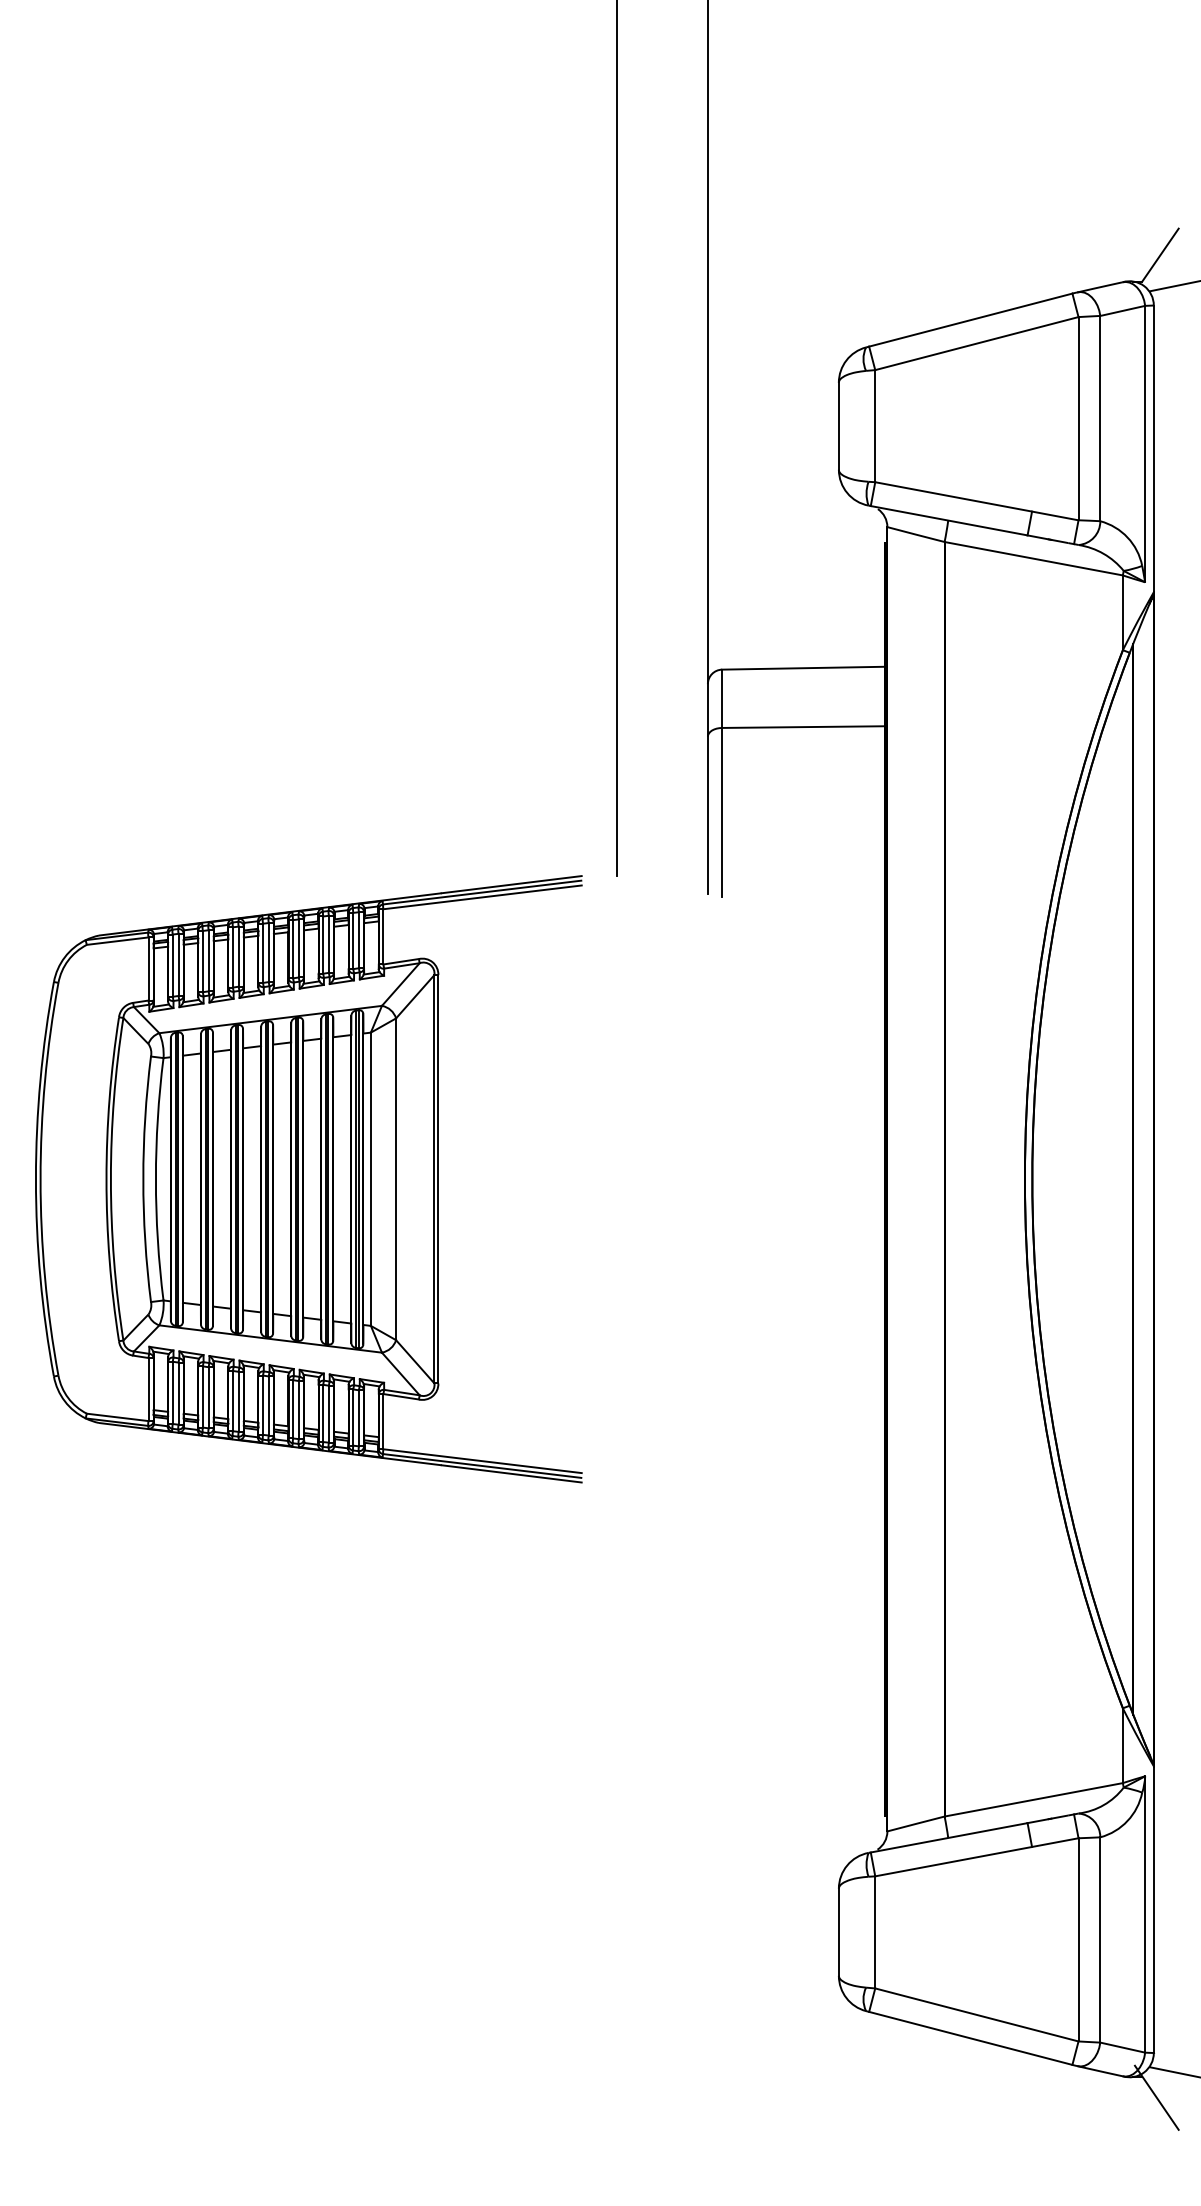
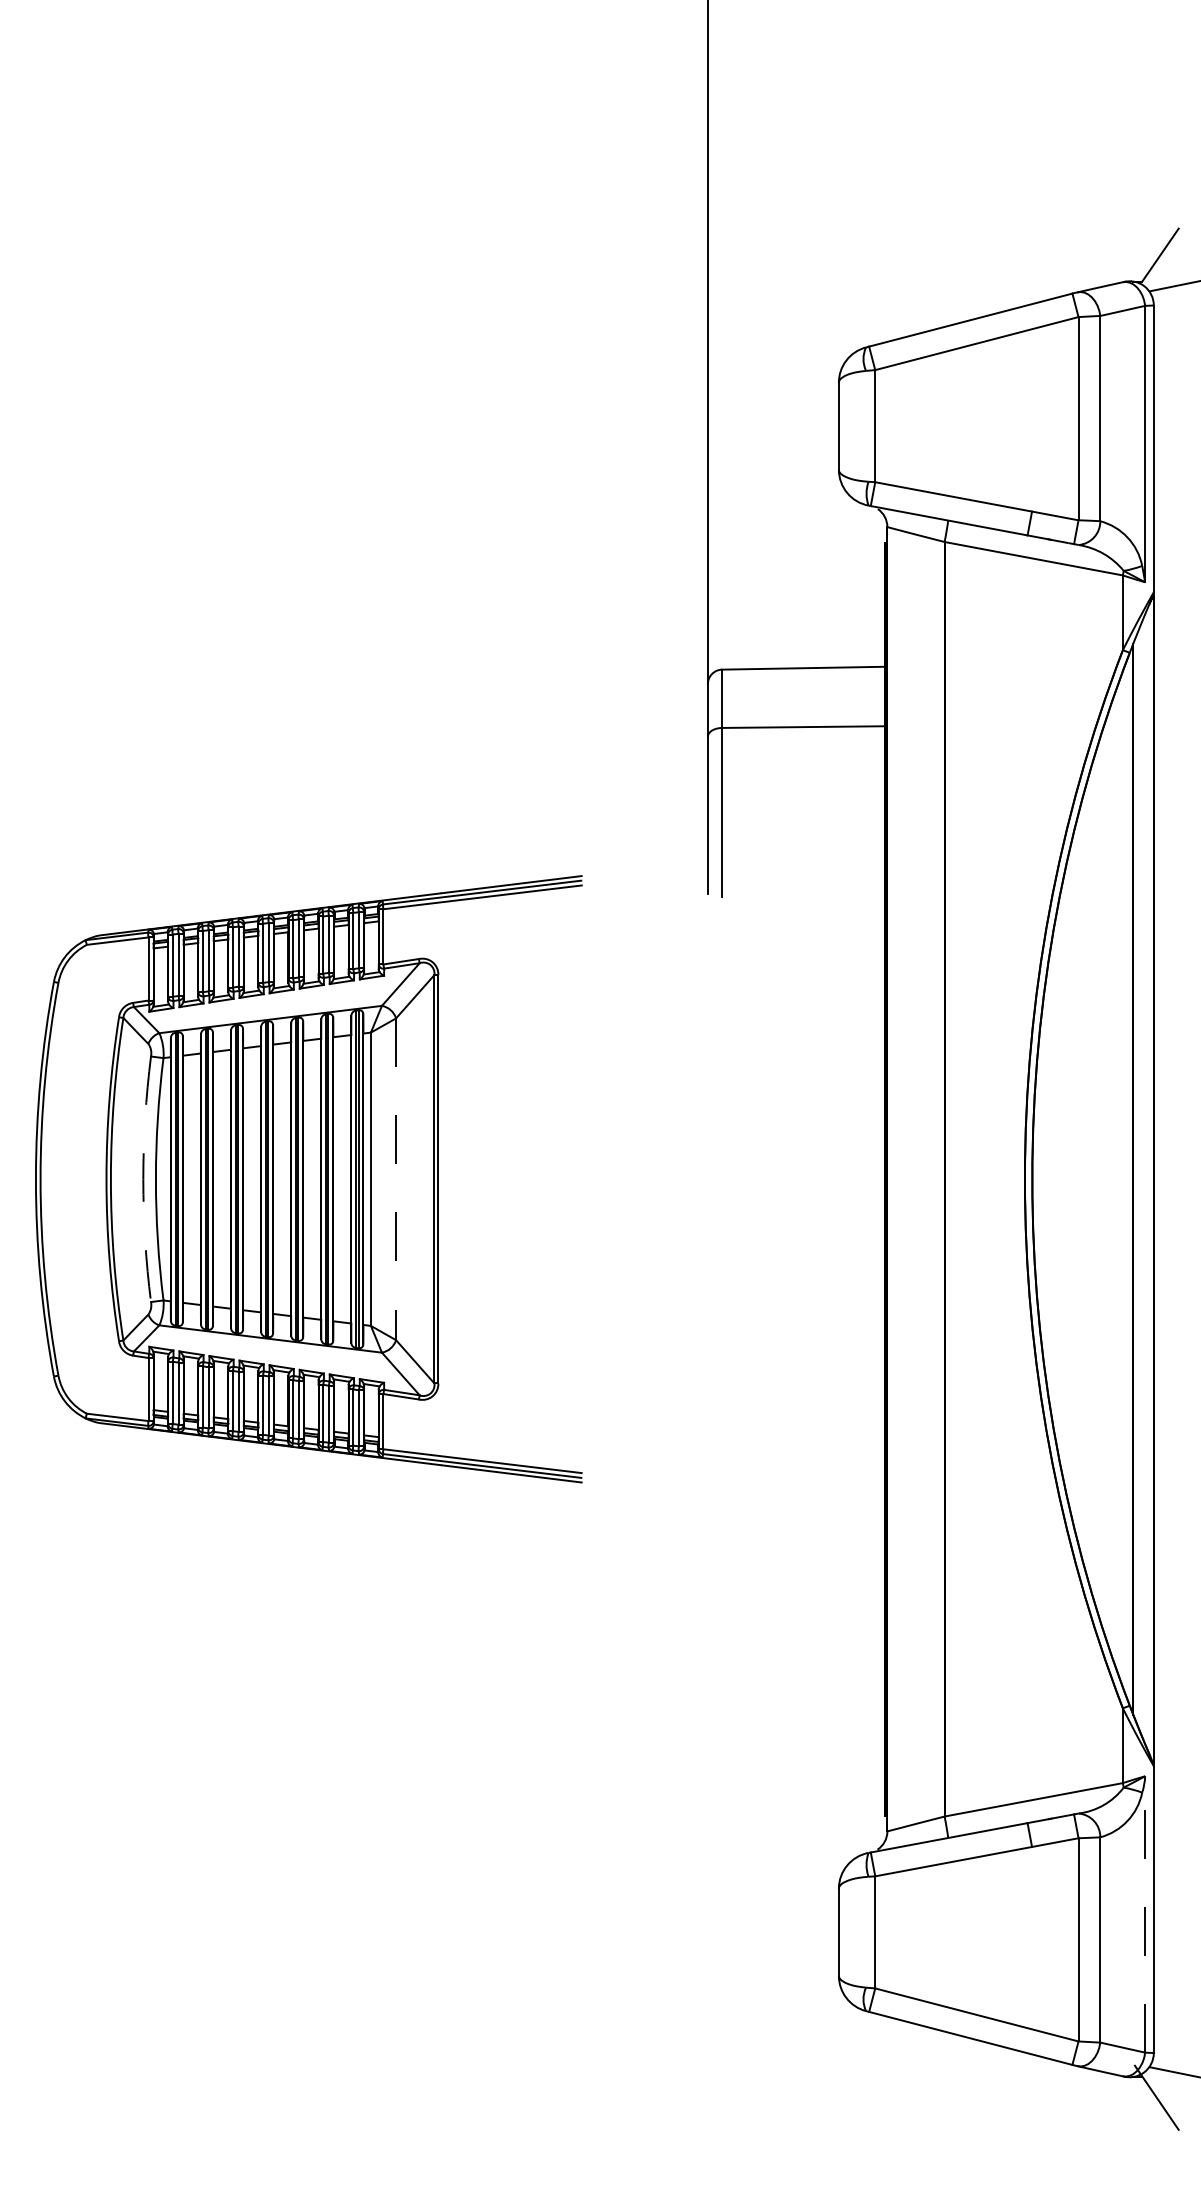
line: present -> none (616, 439)
arc: solid -> dashed (143, 1179)
line: solid -> dashed (396, 1179)
line: solid -> dashed (1145, 1913)
